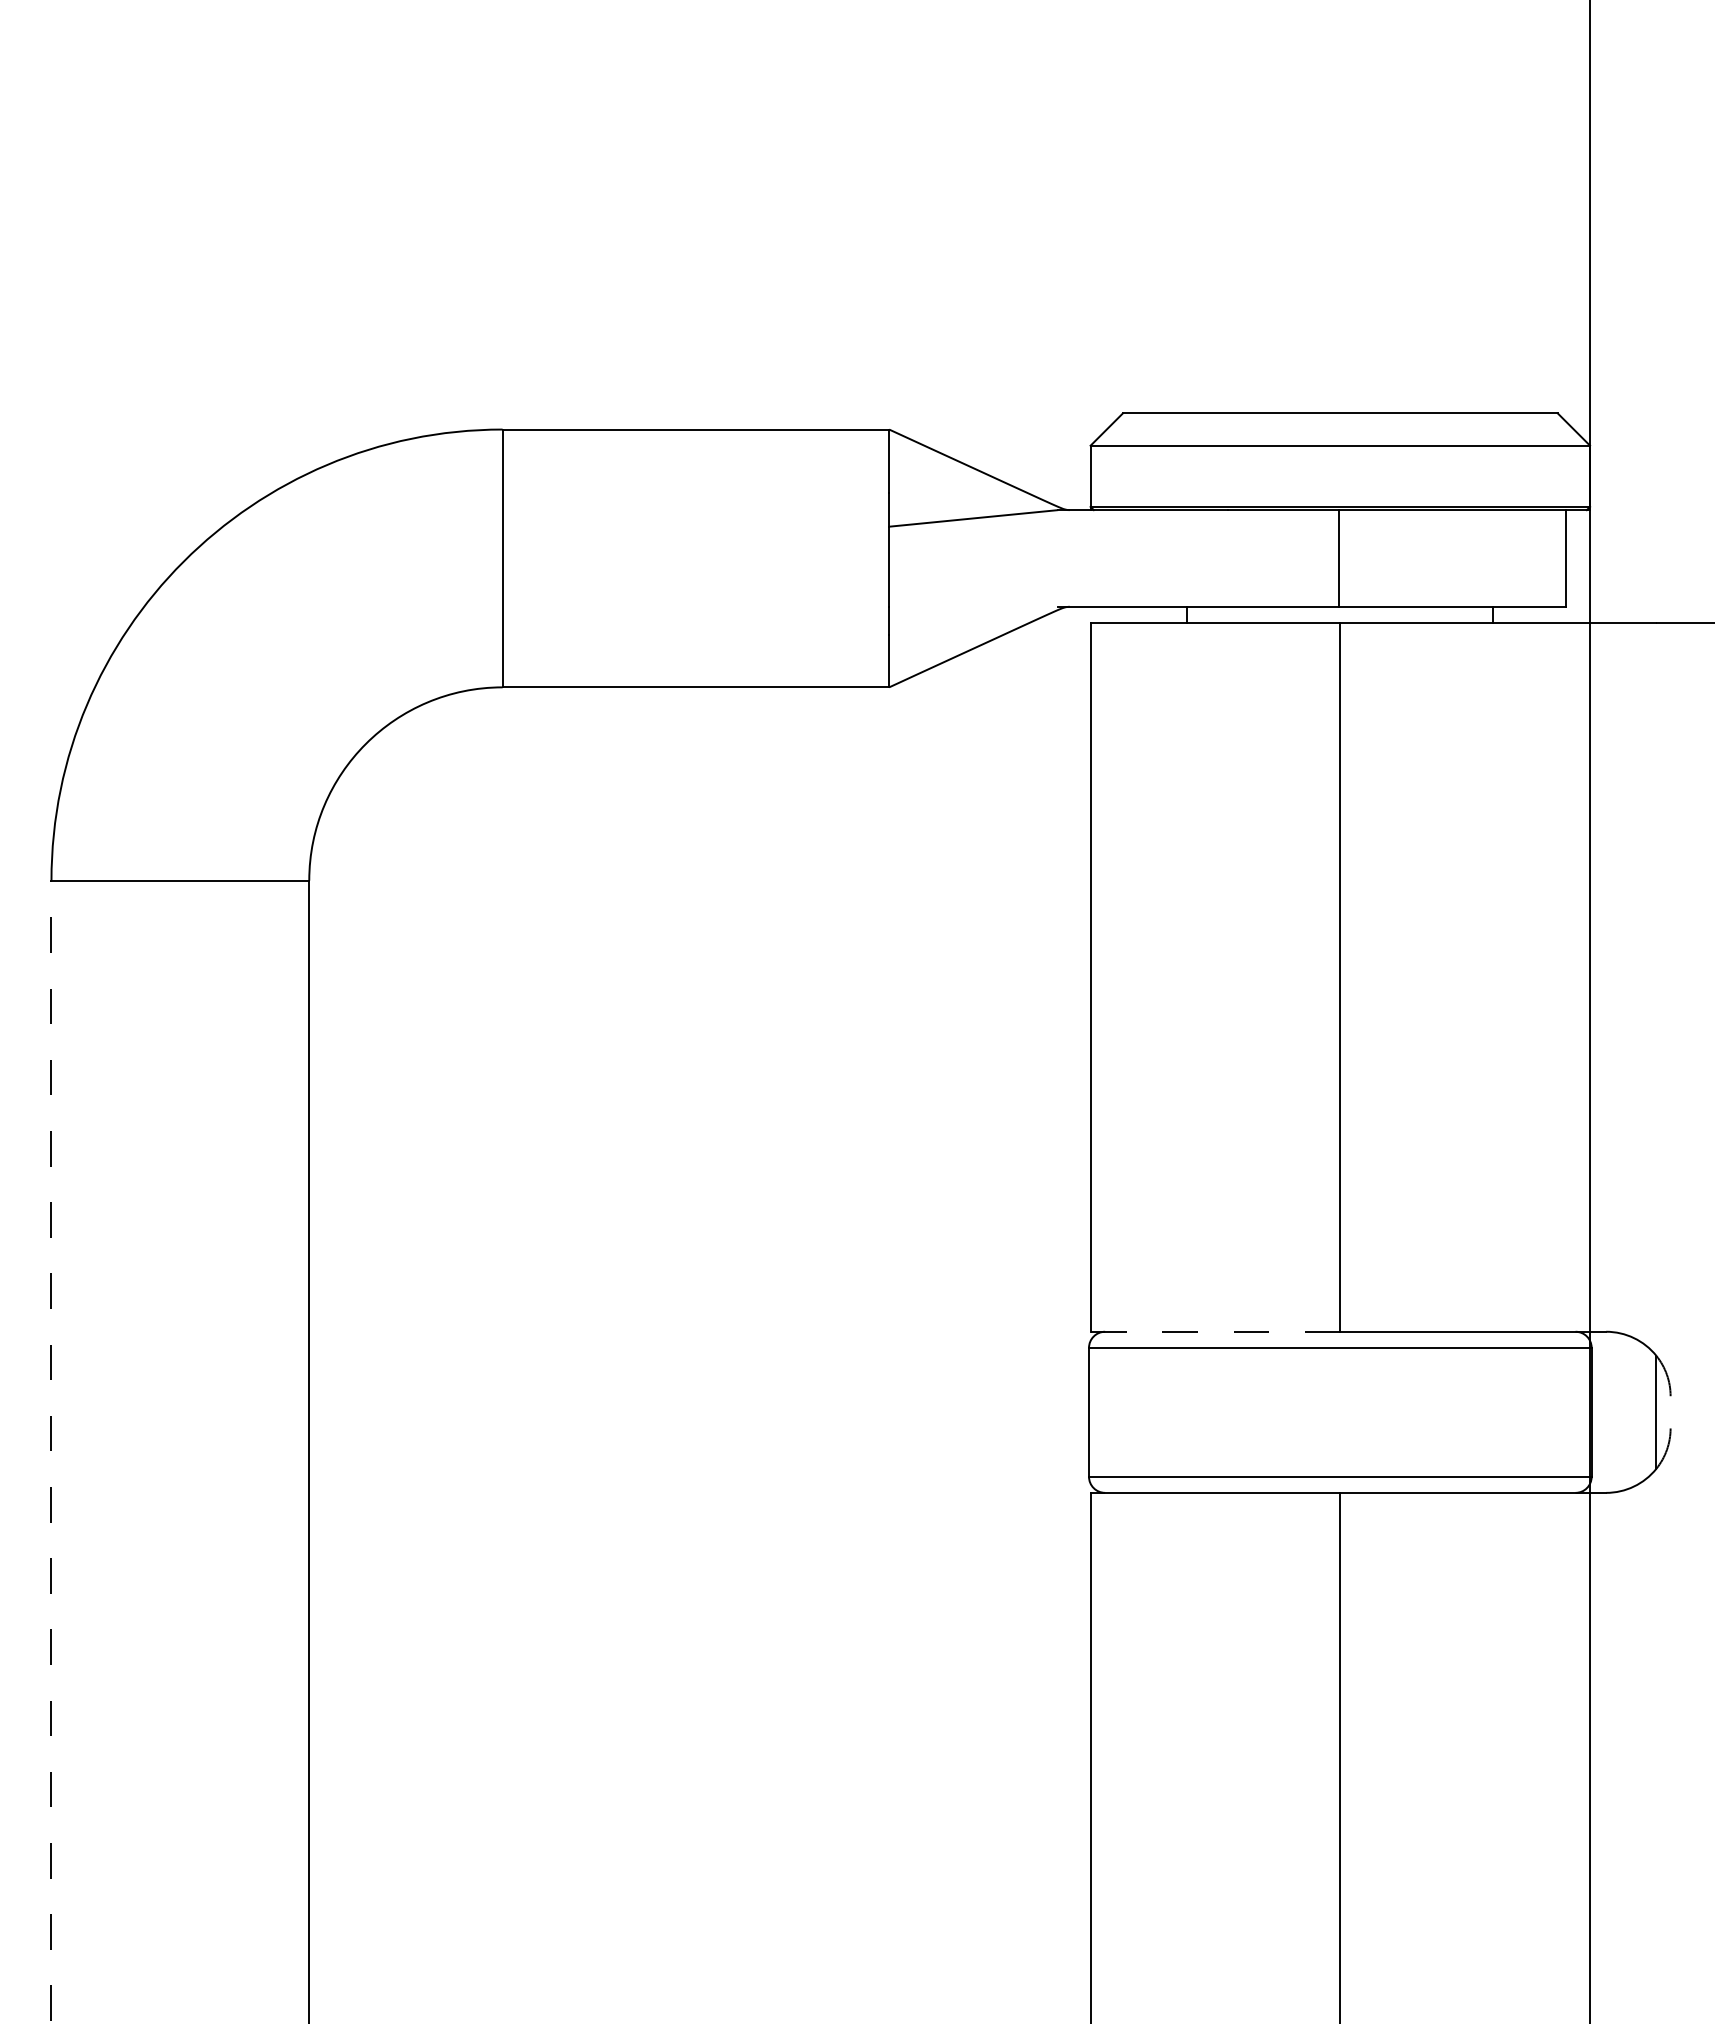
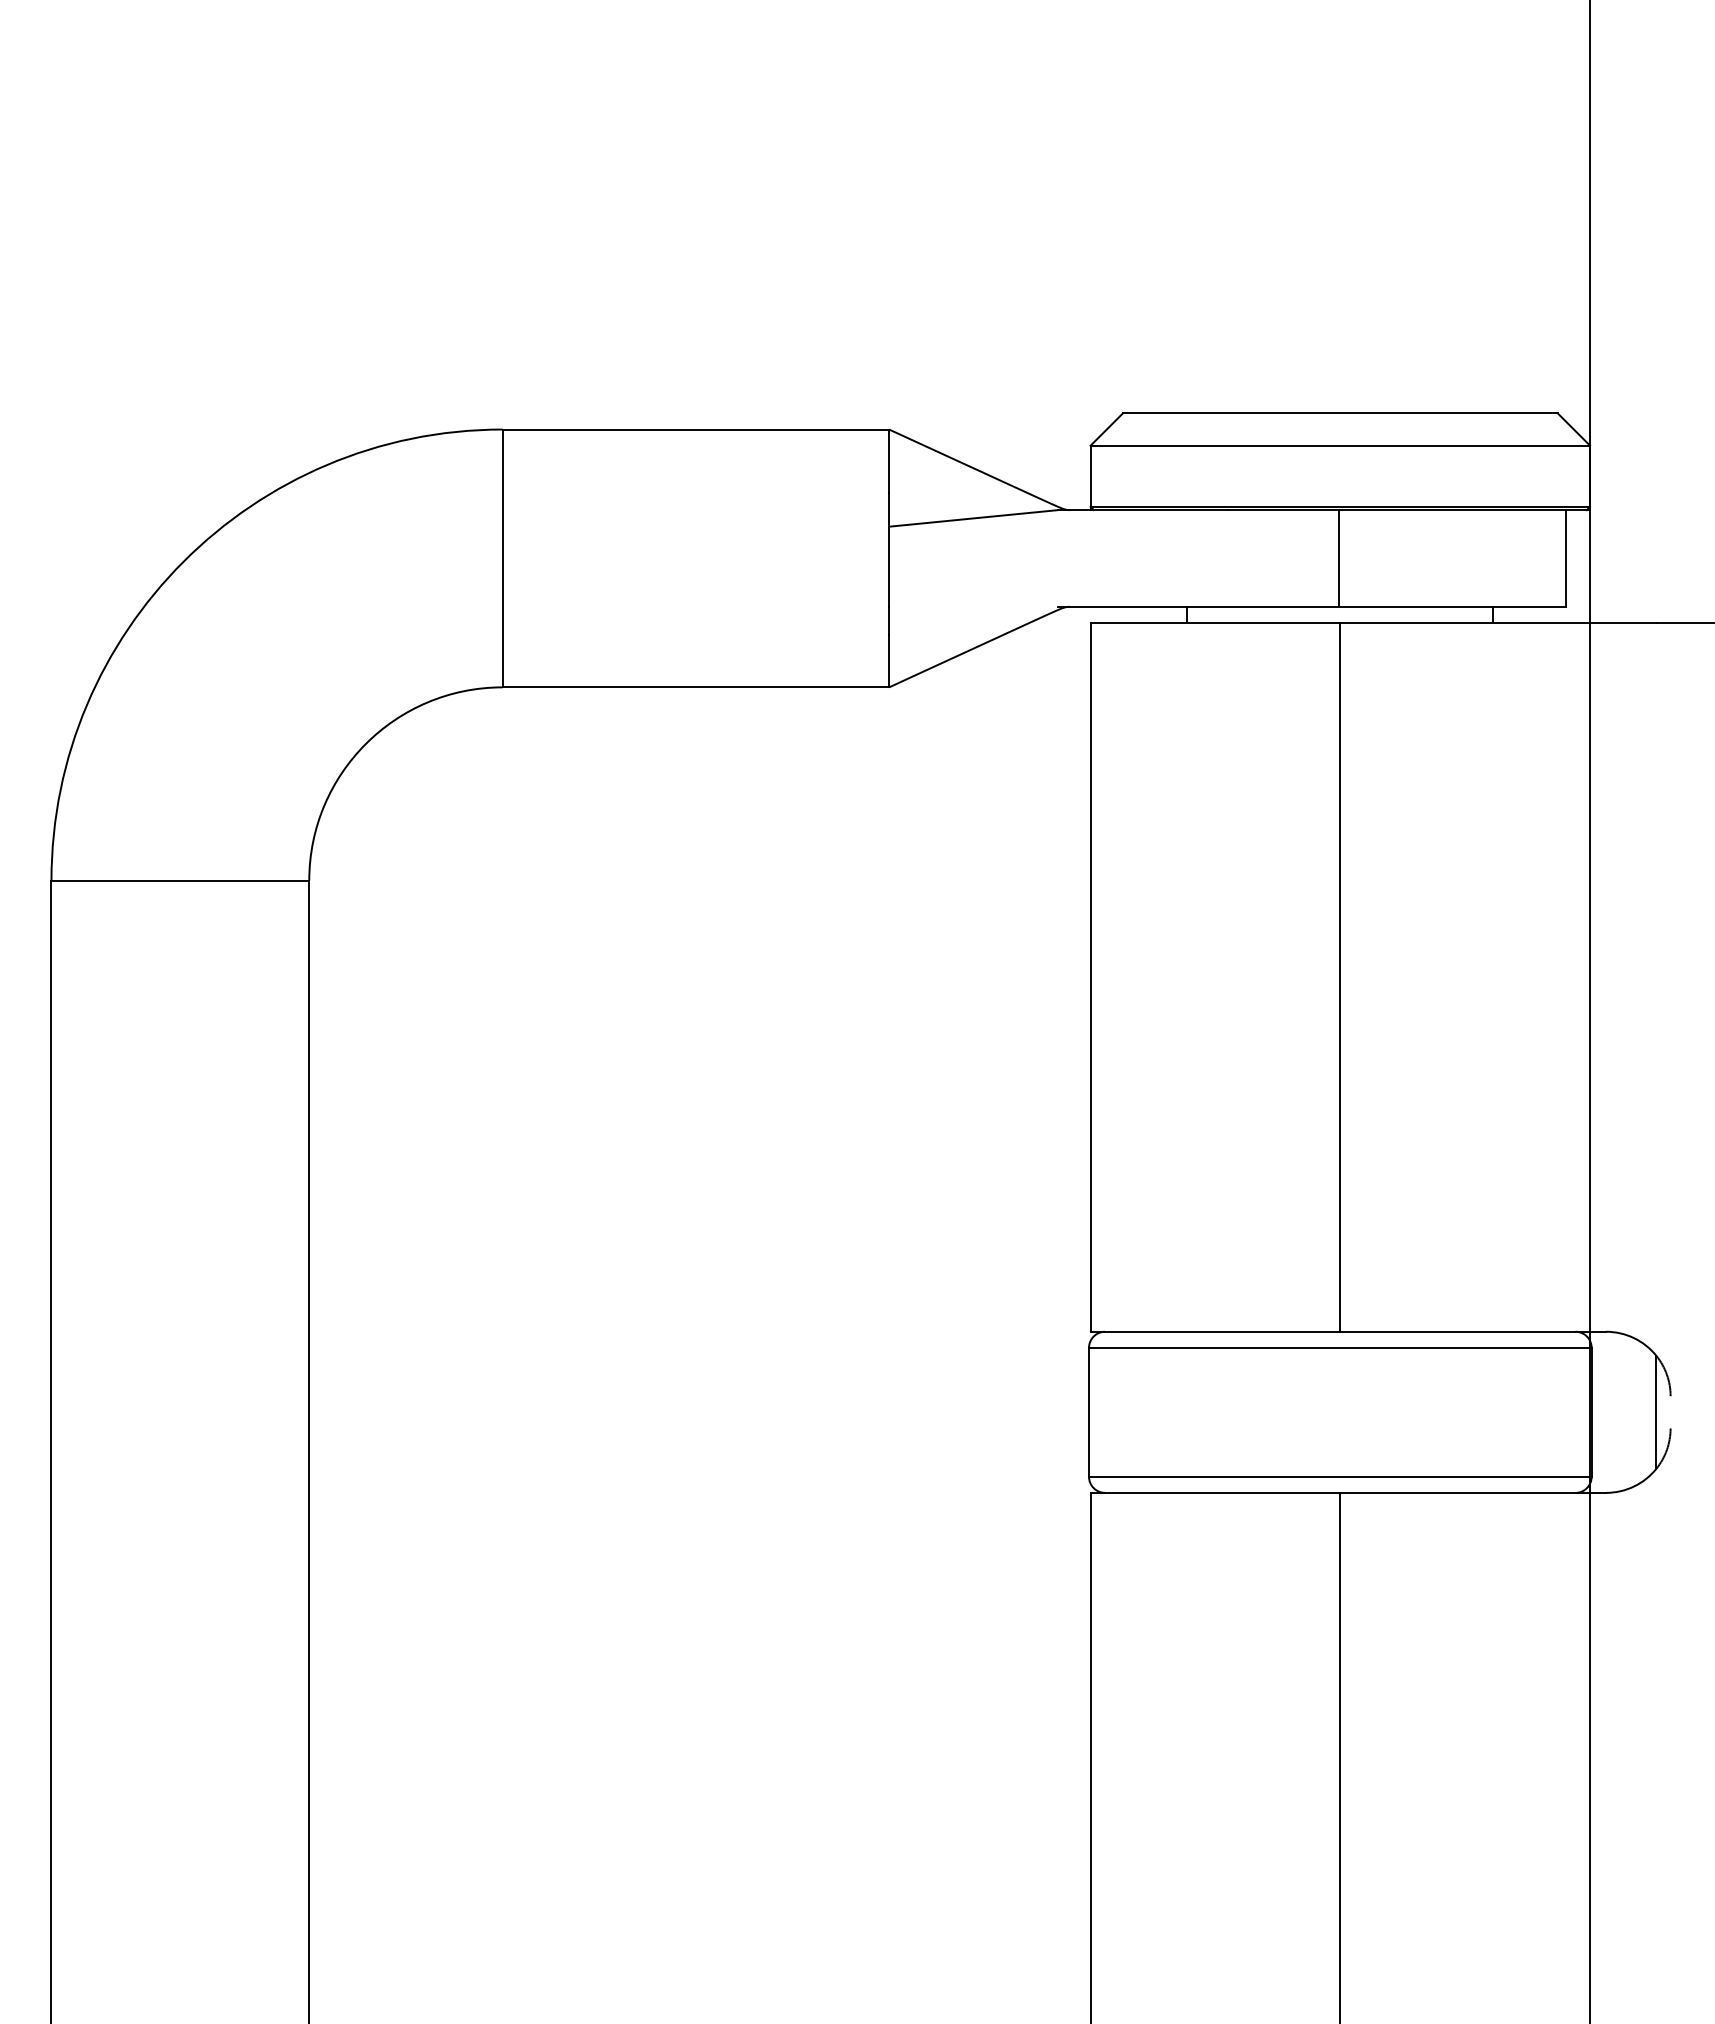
line: dashed -> solid (1215, 1331)
line: dashed -> solid (51, 1451)
